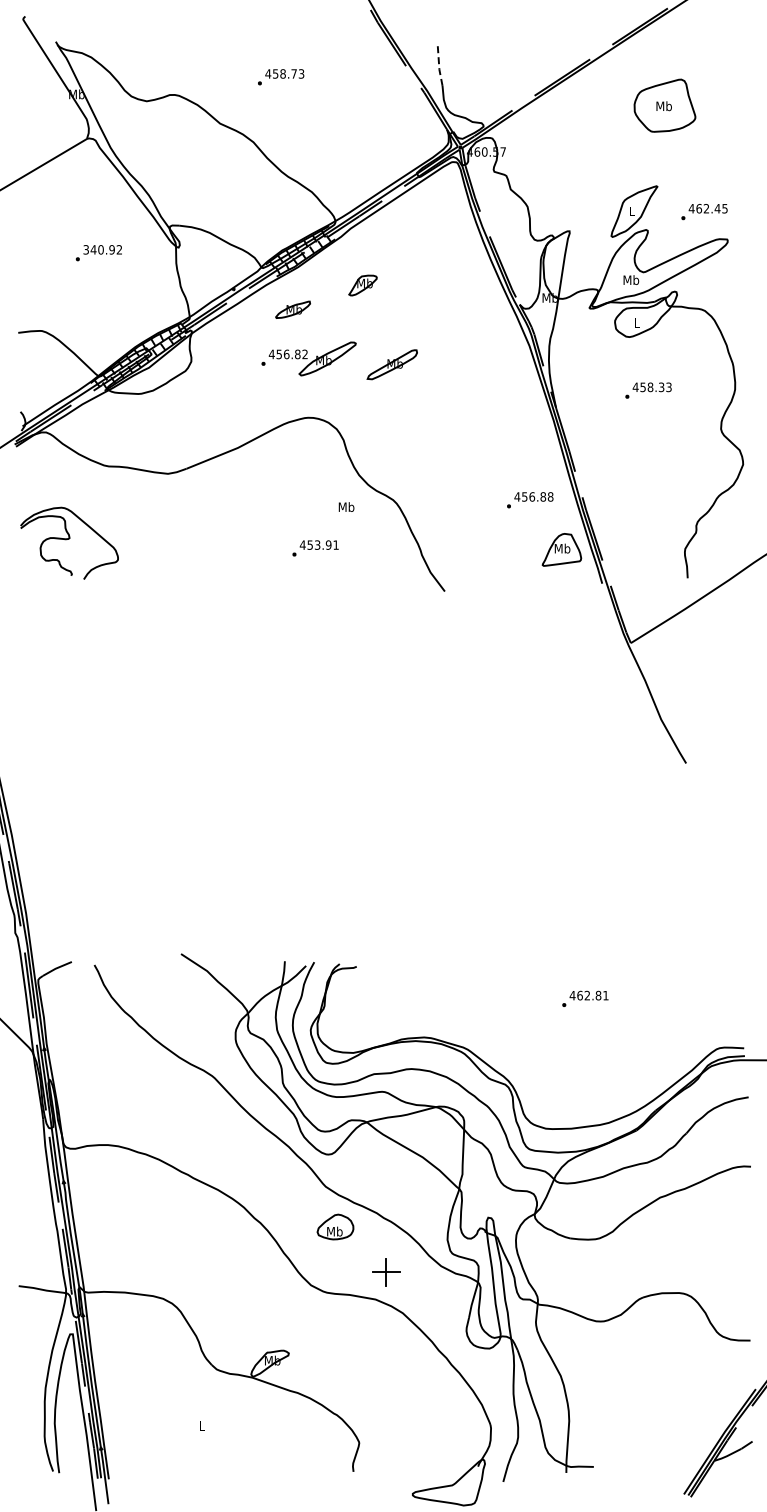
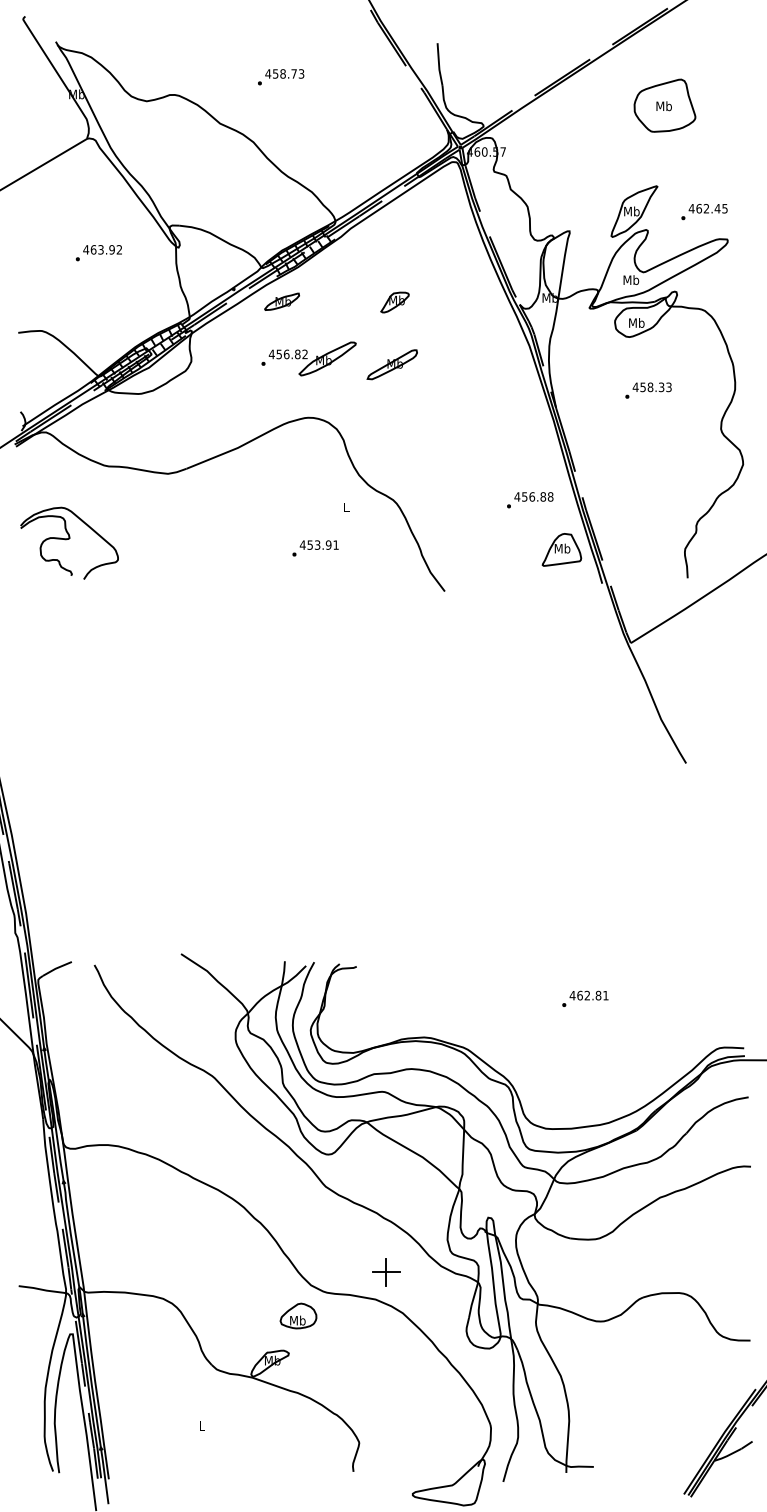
line: dashed -> solid (439, 64)
text: L -> Mb (631, 211)
text: 340.92 -> 463.92 (93, 249)
part position: (362, 285) -> (394, 302) (394, 302)
part position: (292, 309) -> (281, 301) (281, 301)
text: L -> Mb (636, 322)
text: Mb -> L (346, 506)
part position: (335, 1226) -> (298, 1315) (298, 1315)
